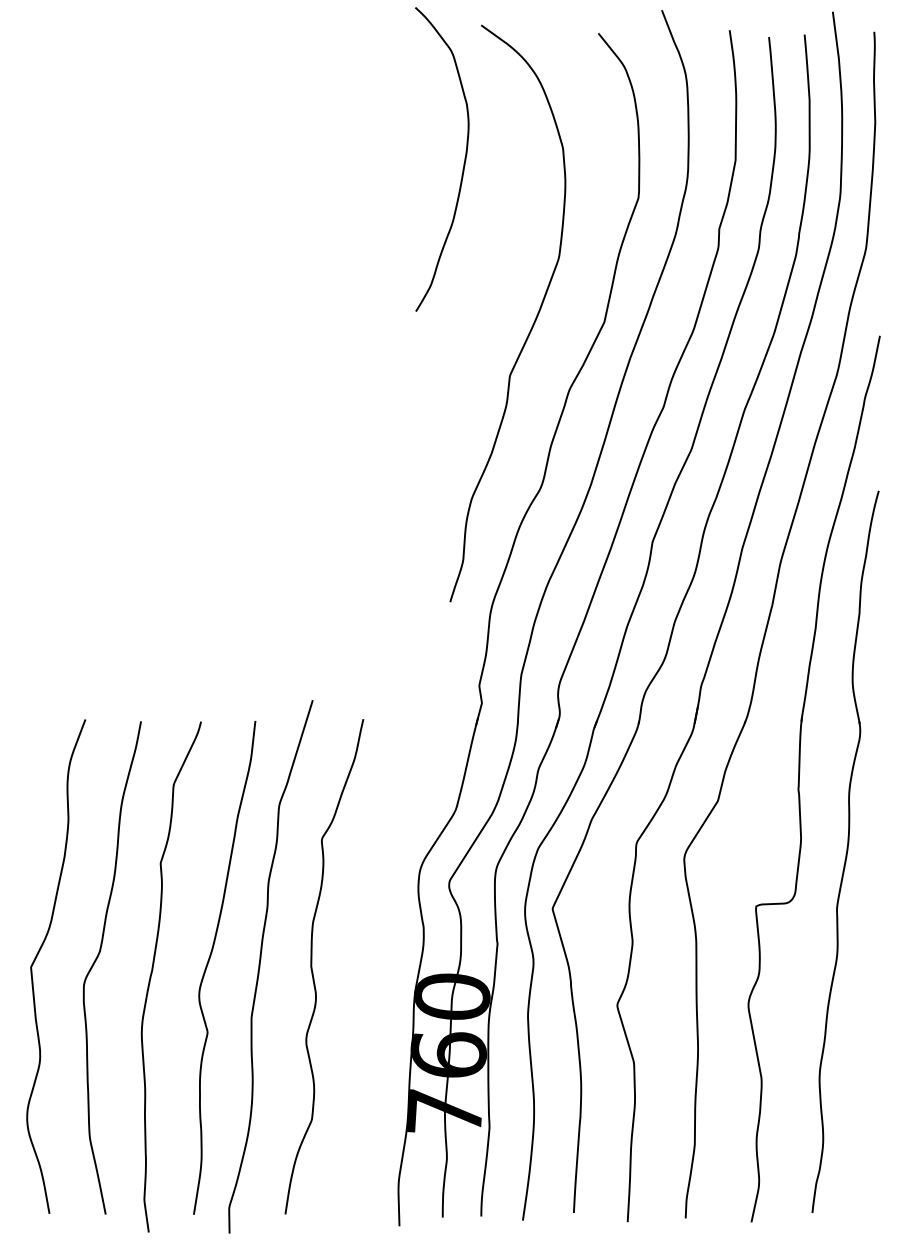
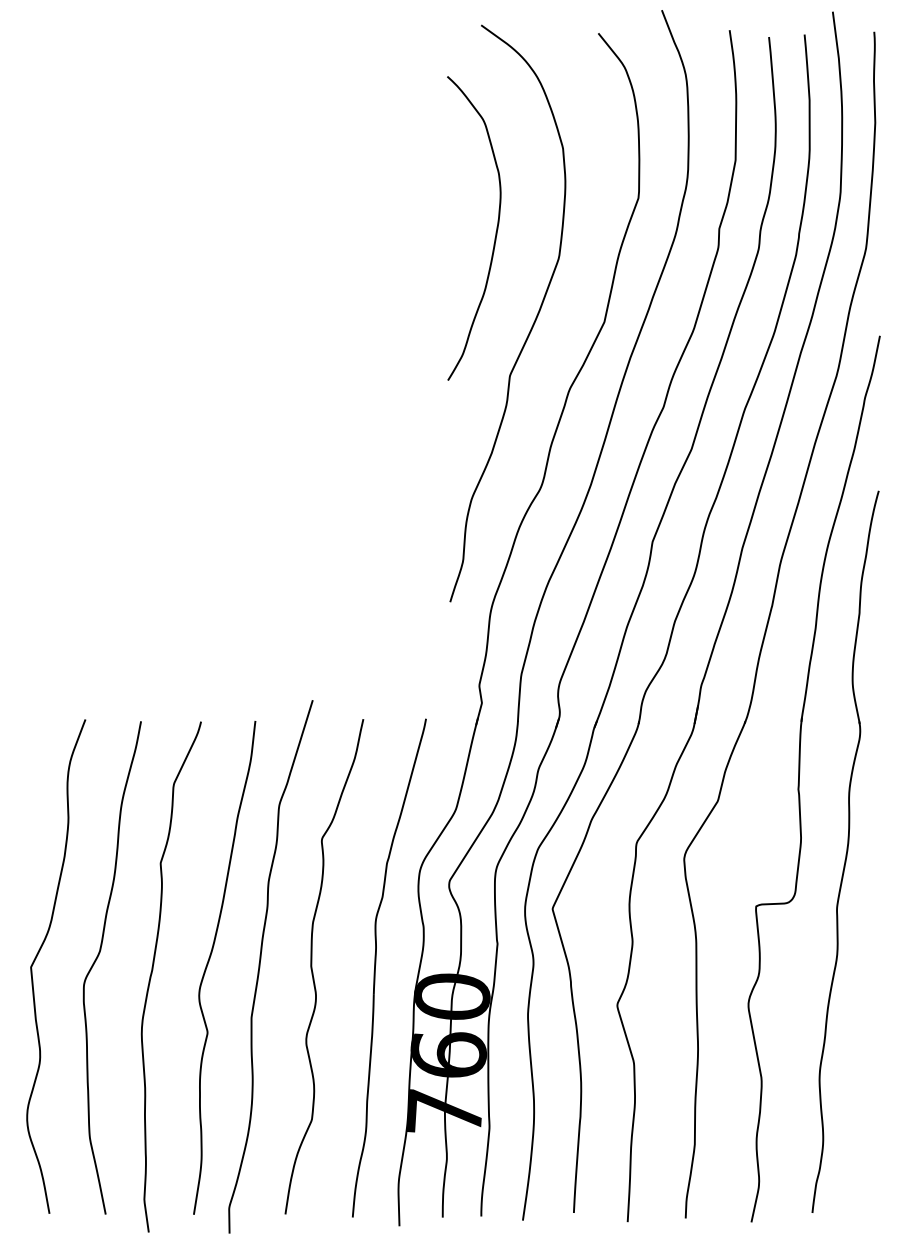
curve position: (463, 163) -> (495, 232) (495, 232)
part: none -> present (376, 964)
